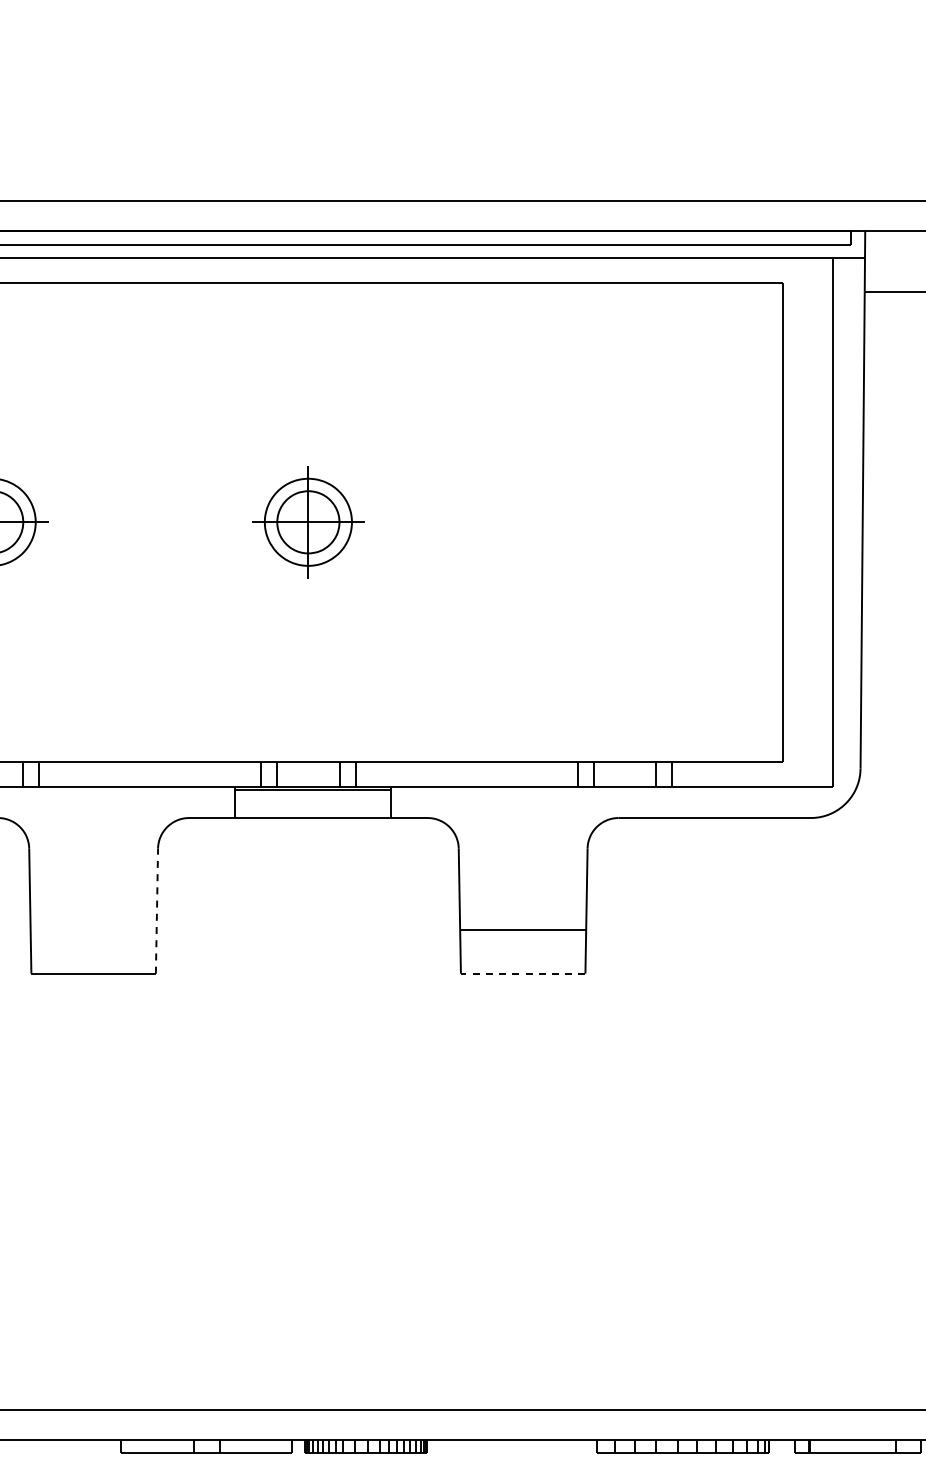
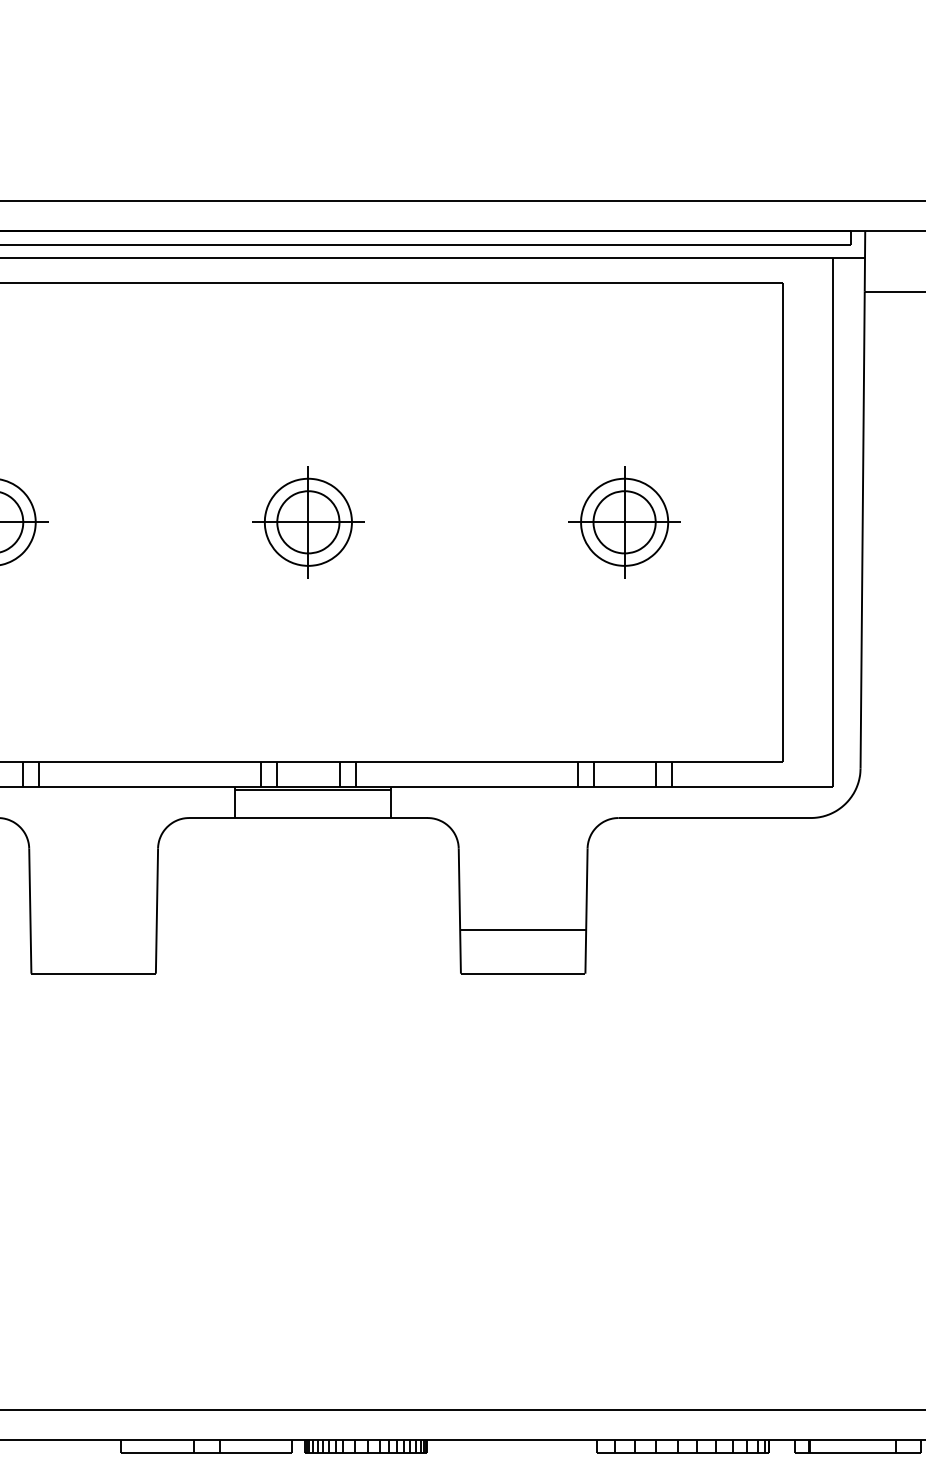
part: none -> present (624, 522)
line: dashed -> solid (156, 911)
line: dashed -> solid (522, 973)
